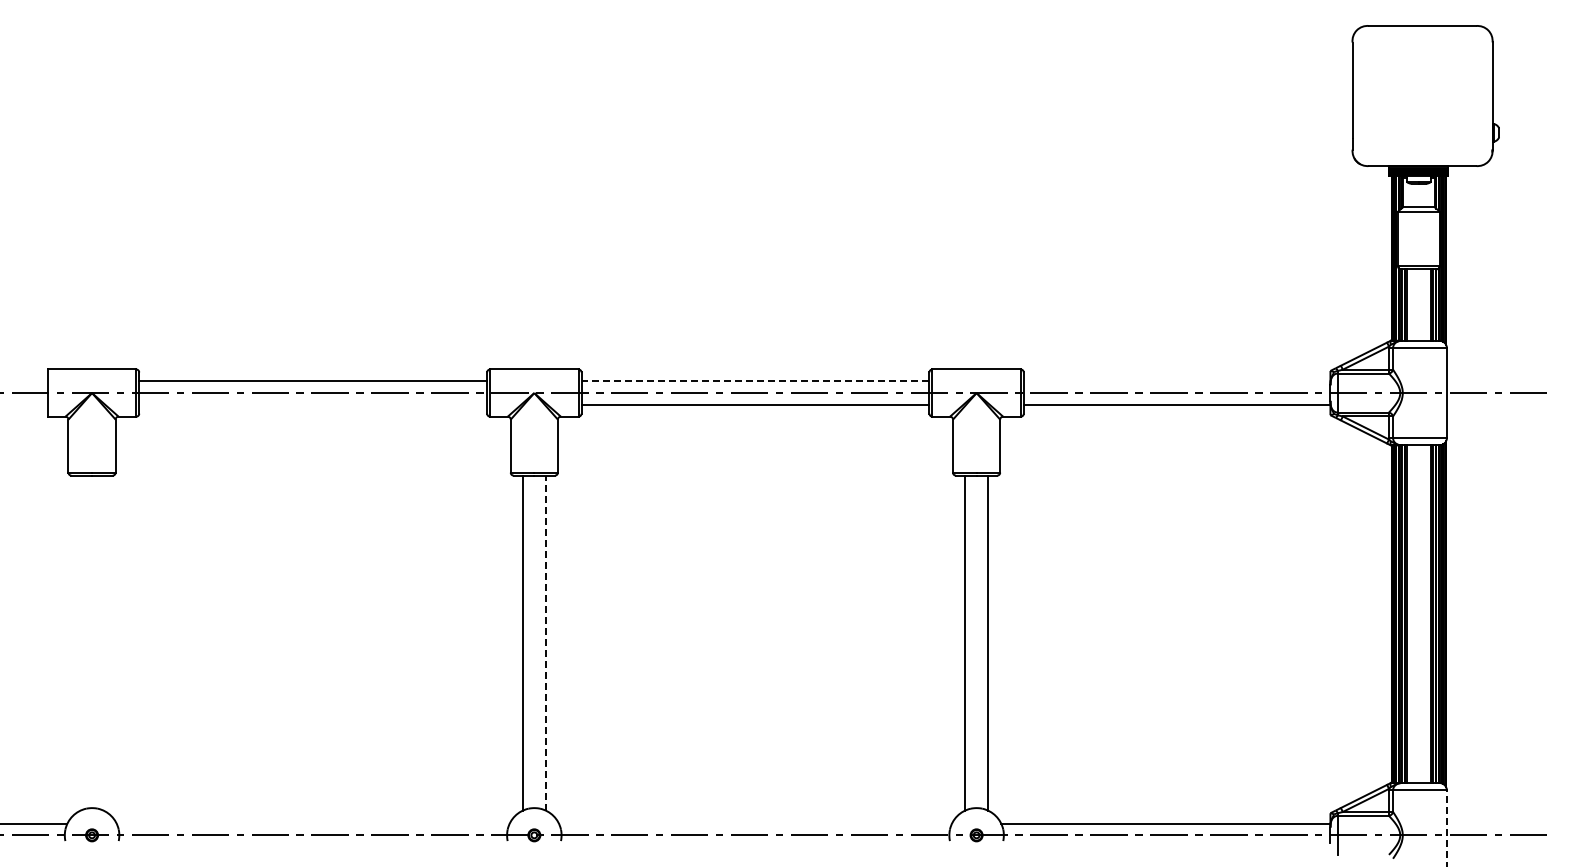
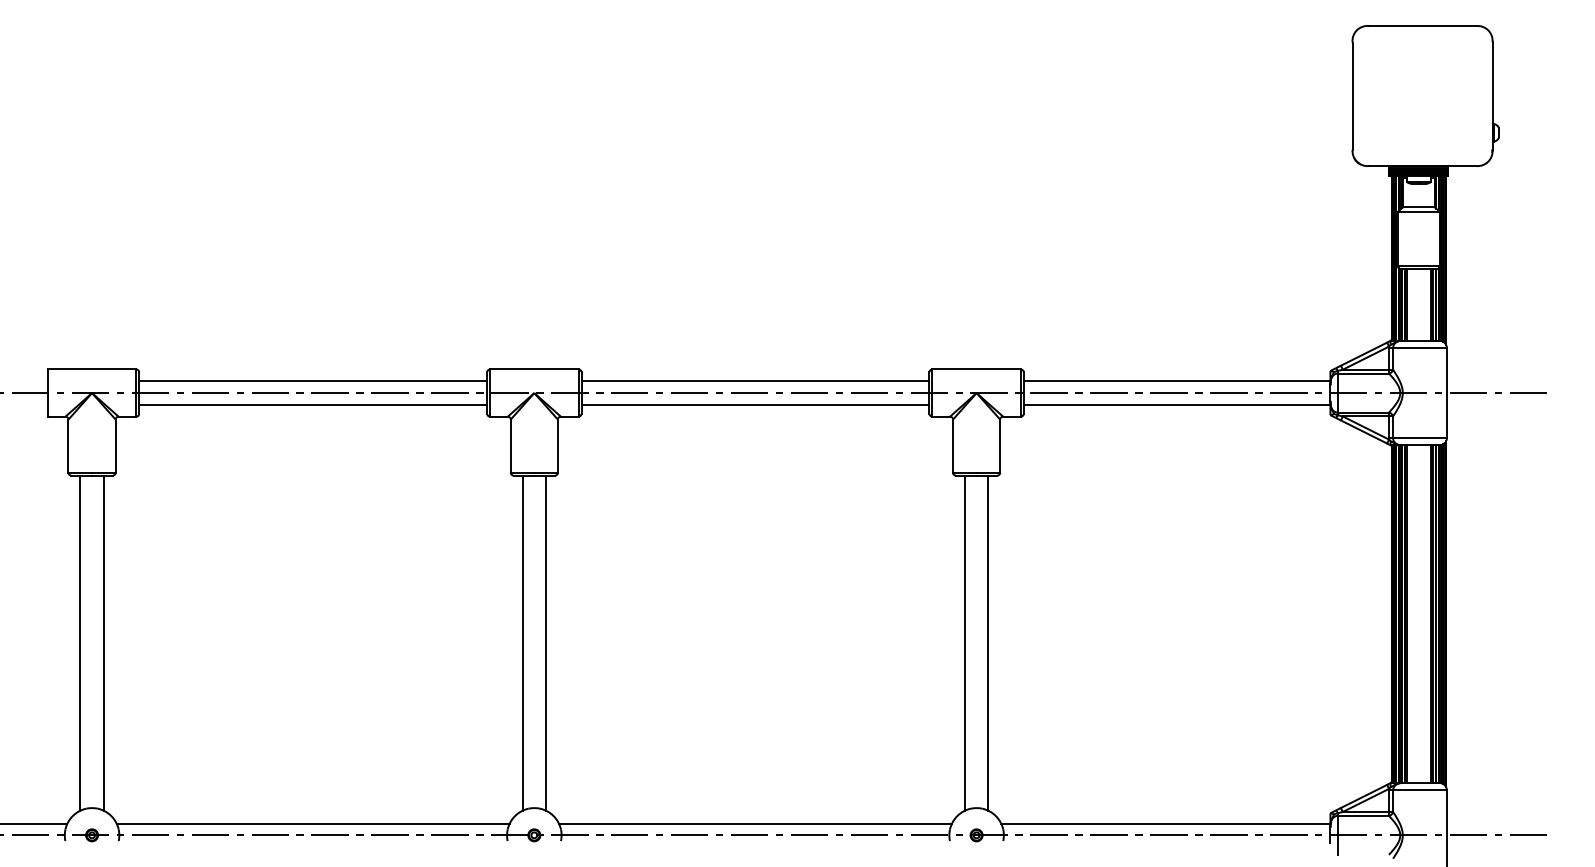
line: dashed -> solid (755, 381)
line: none -> present (1176, 381)
line: none -> present (313, 404)
line: none -> present (80, 642)
line: none -> present (103, 642)
line: dashed -> solid (546, 643)
line: none -> present (312, 823)
line: none -> present (755, 823)
line: dashed -> solid (1446, 828)
